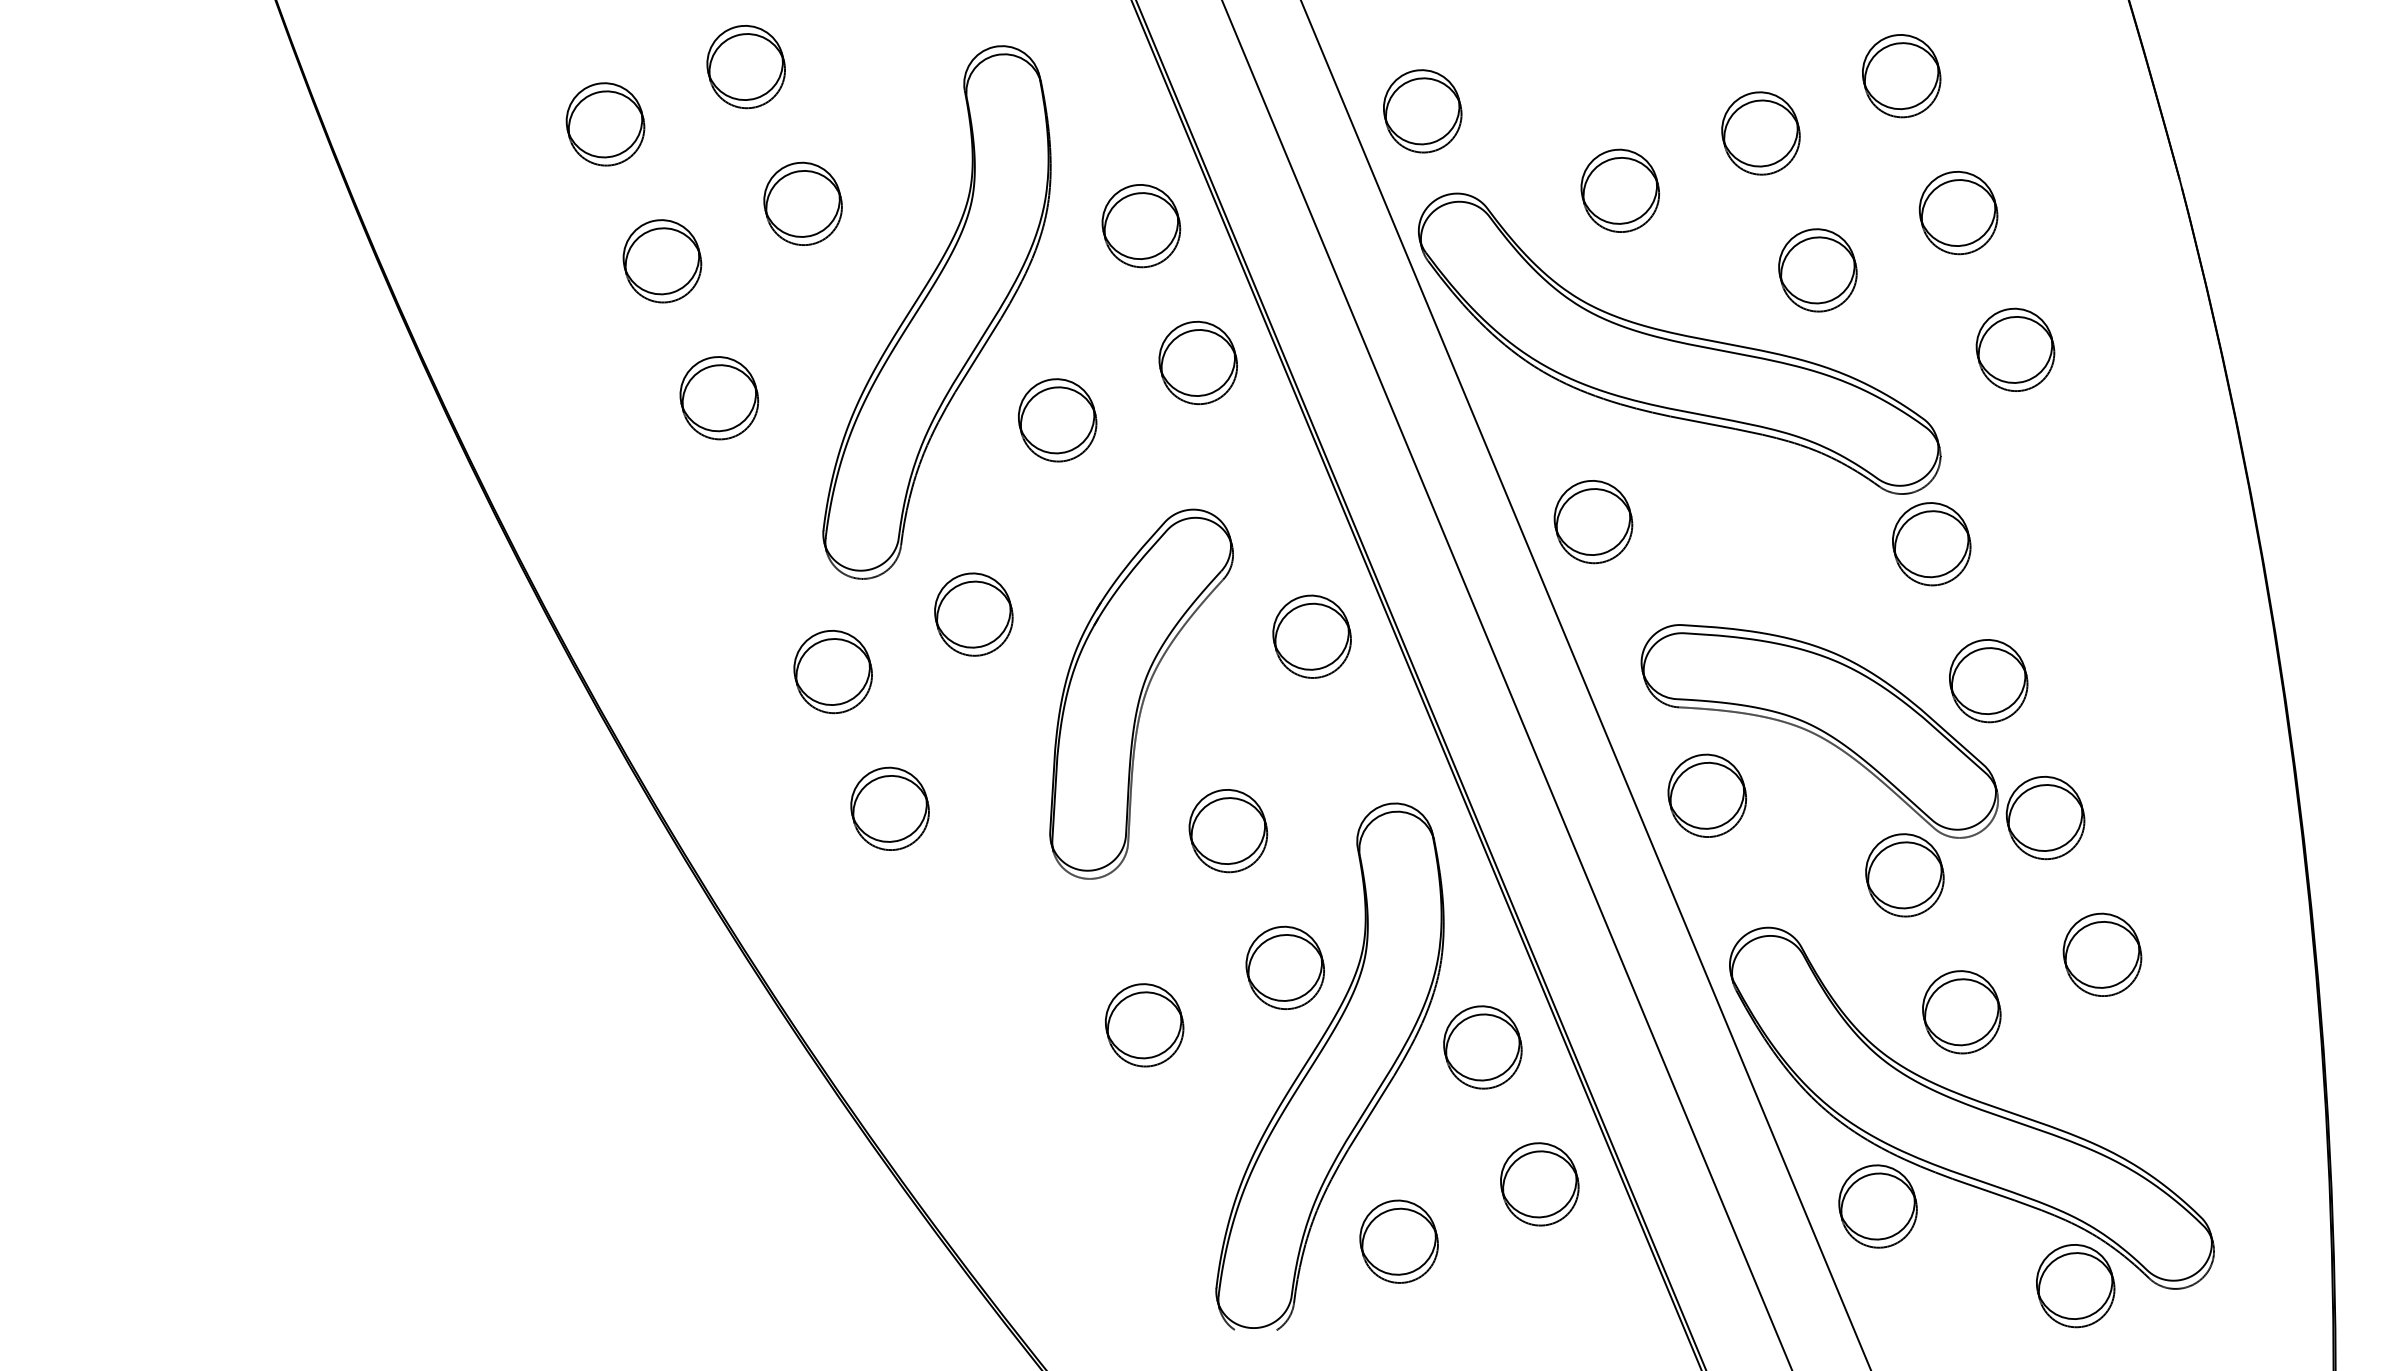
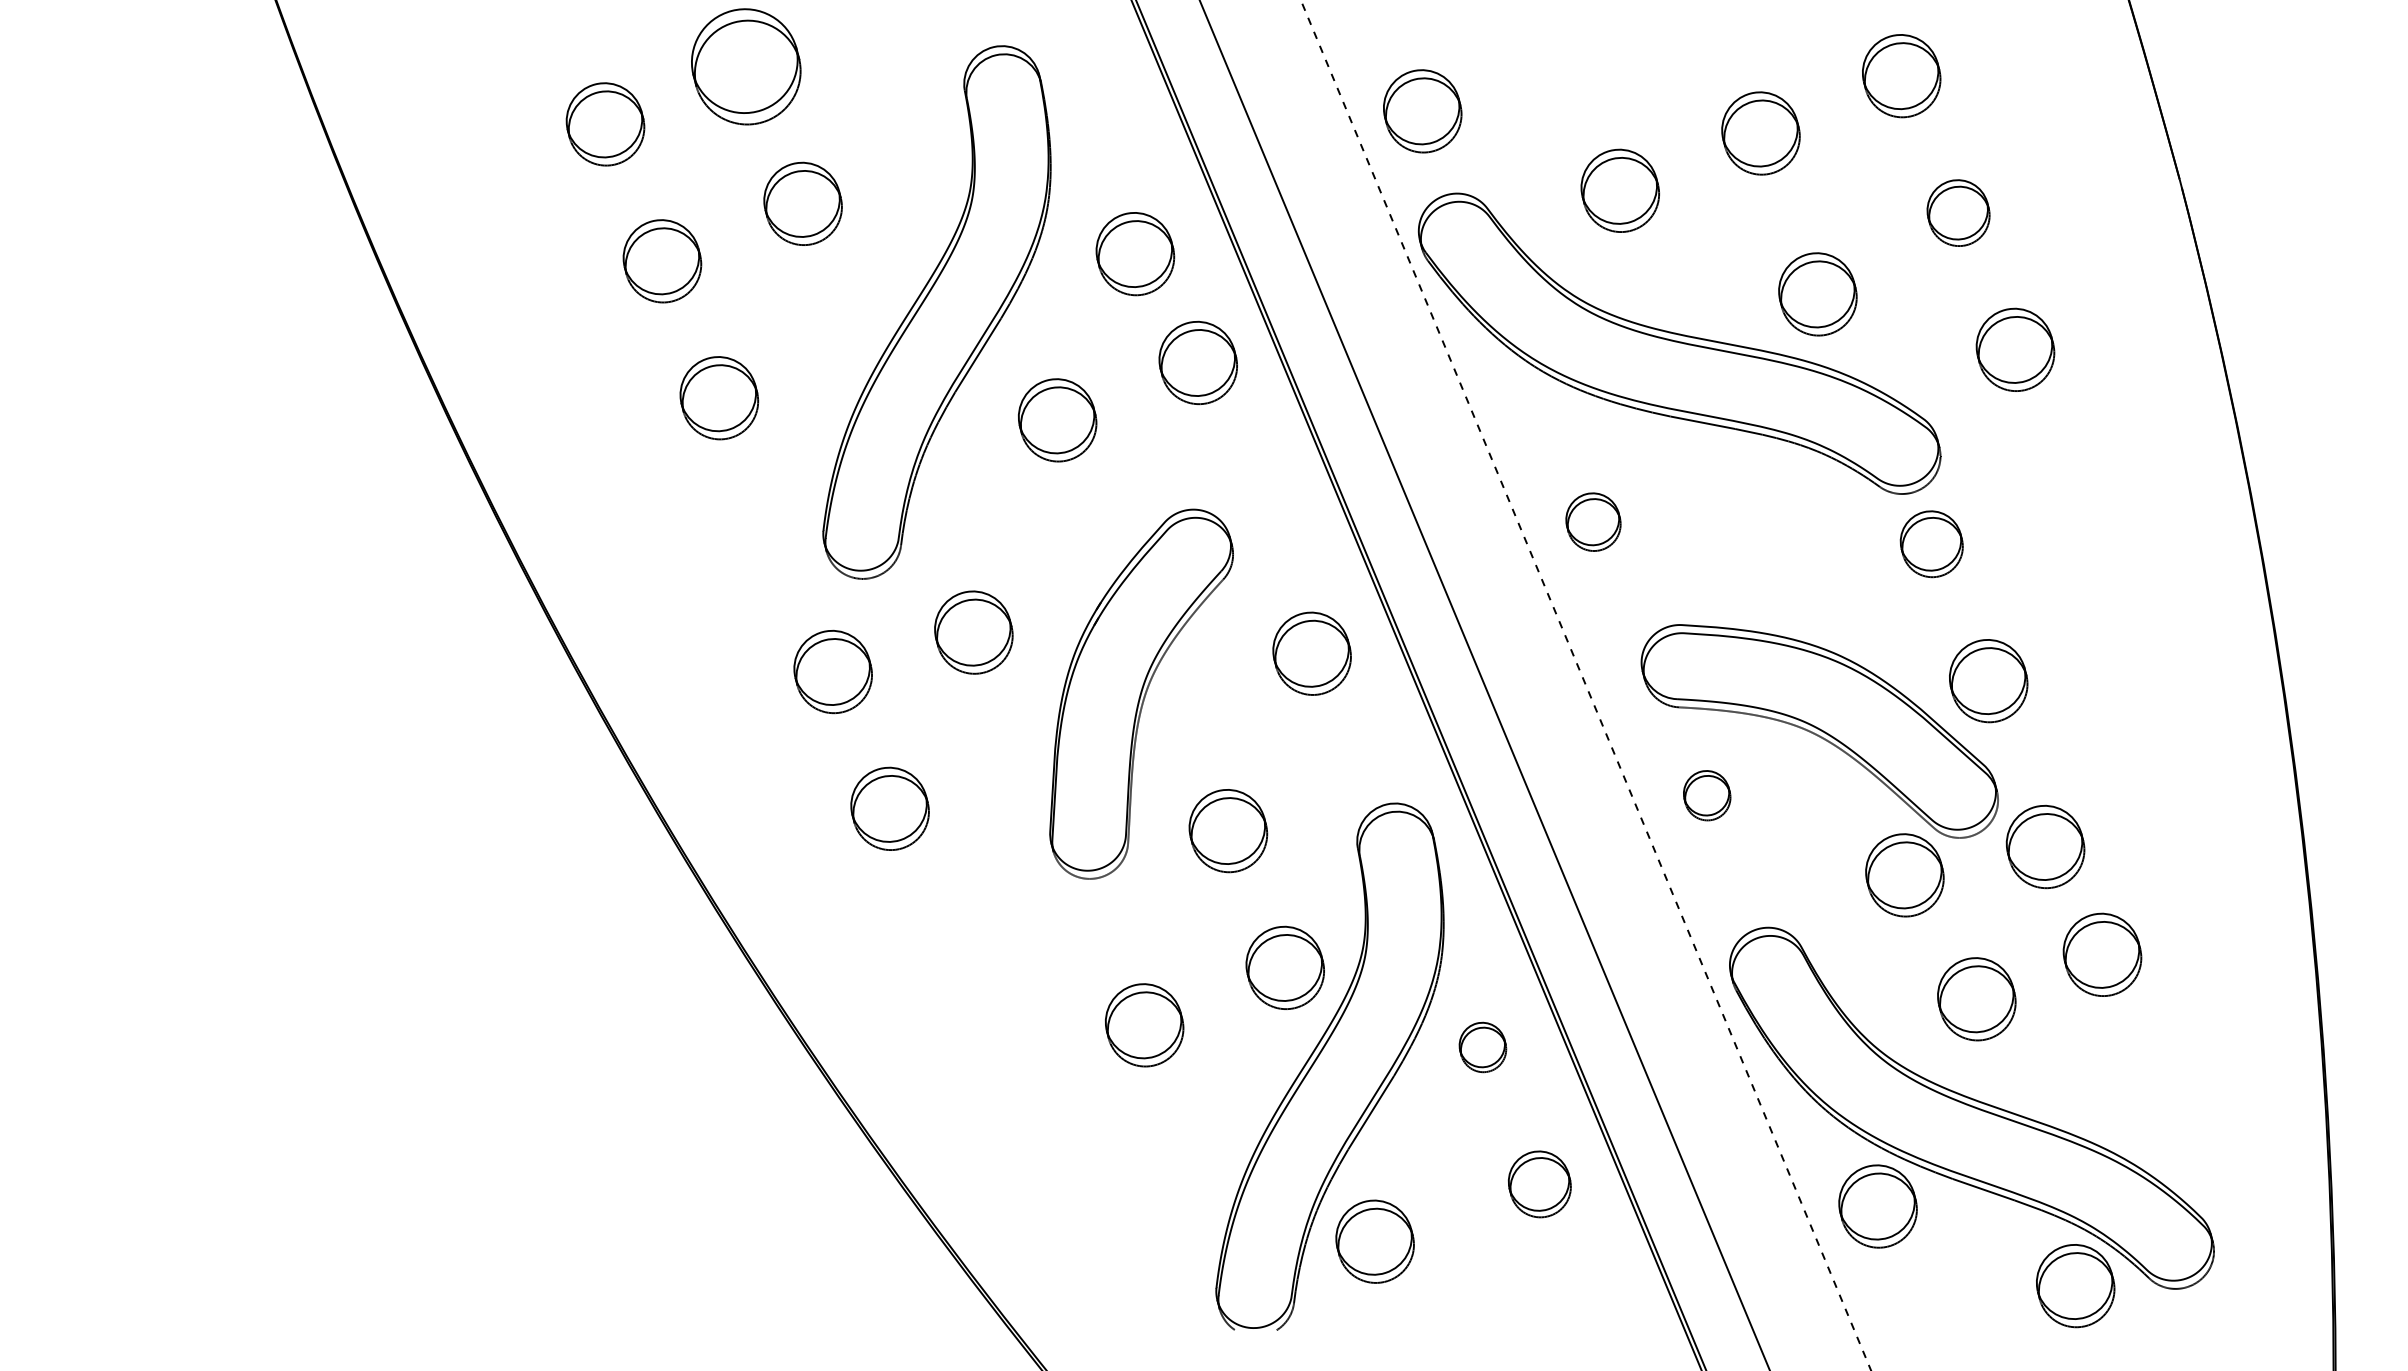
part size: 80x85 px -> 111x118 px (746, 66)
part size: 81x85 px -> 65x68 px (1958, 212)
part position: (1141, 226) -> (1135, 254) (1135, 254)
part position: (1817, 270) -> (1817, 294) (1817, 294)
part size: 81x85 px -> 57x60 px (1593, 521)
part size: 80x85 px -> 65x69 px (1931, 544)
part position: (973, 614) -> (973, 632) (973, 632)
part position: (1311, 636) -> (1311, 653) (1311, 653)
line position: (1506, 684) -> (1484, 684) (1484, 684)
line: solid -> dashed (1585, 685)
part size: 80x85 px -> 49x52 px (1707, 795)
part position: (2045, 817) -> (2045, 846) (2045, 846)
part position: (1961, 1012) -> (1976, 999) (1976, 999)
part size: 80x85 px -> 50x53 px (1482, 1047)
part size: 80x85 px -> 65x69 px (1539, 1184)
part position: (1398, 1241) -> (1374, 1241) (1374, 1241)
